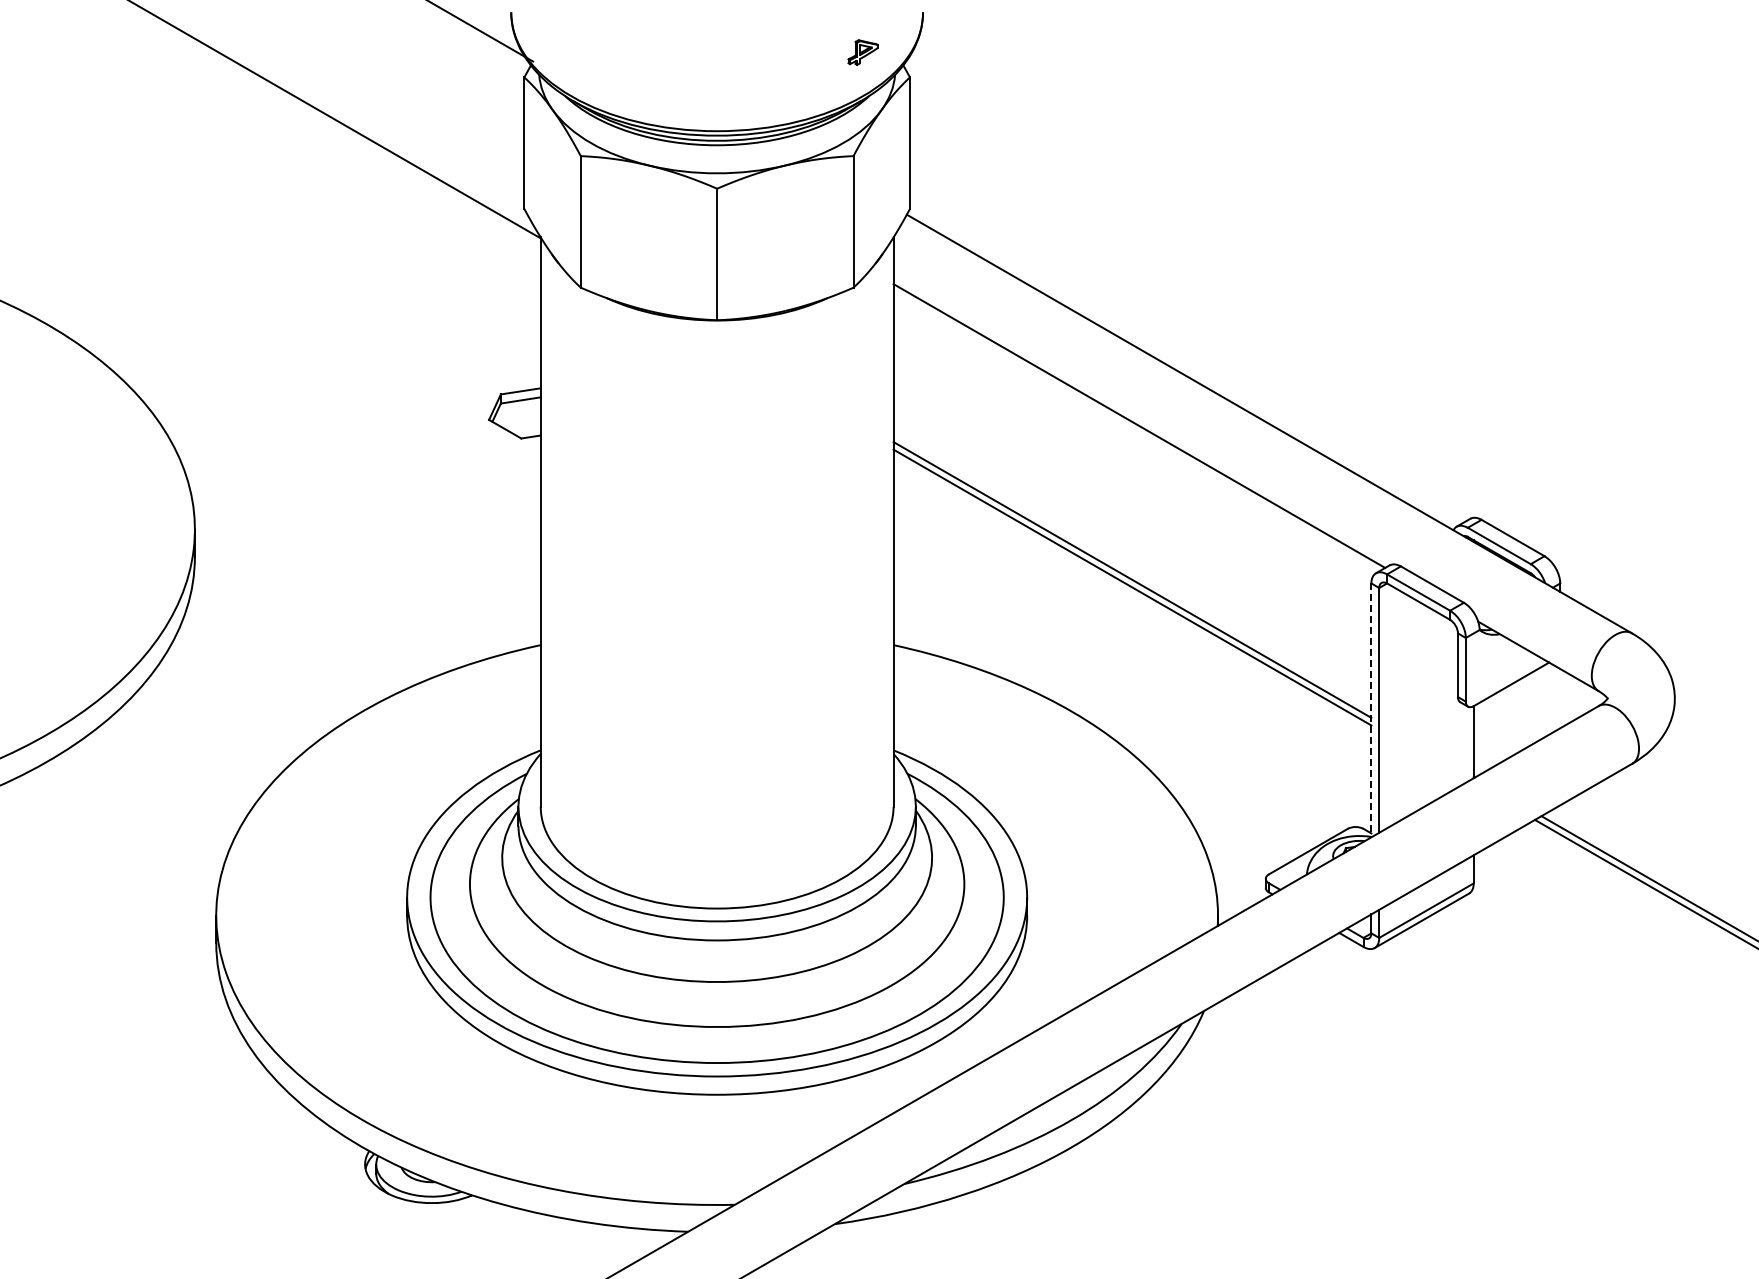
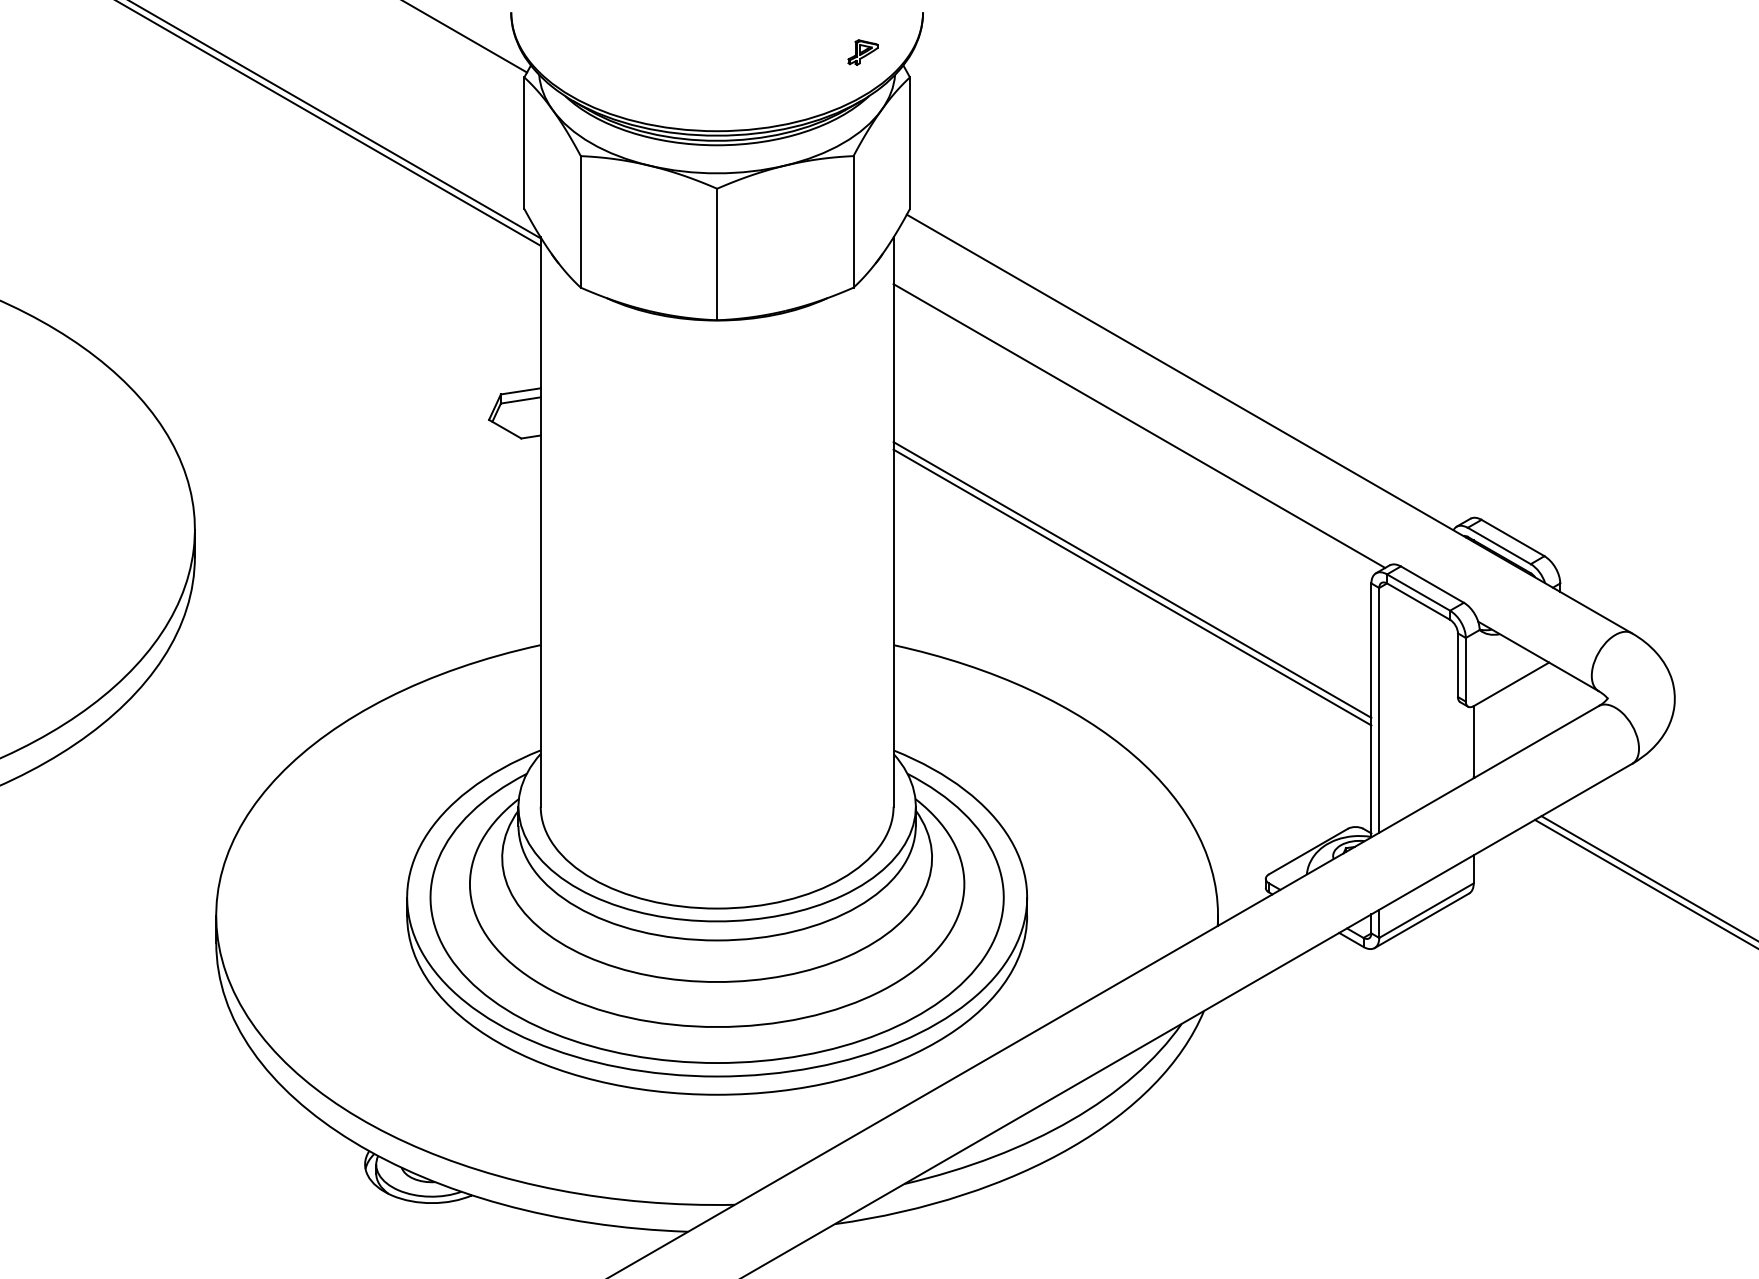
line position: (481, 31) -> (466, 37) (466, 37)
line: none -> present (329, 123)
line: dashed -> solid (1371, 710)
